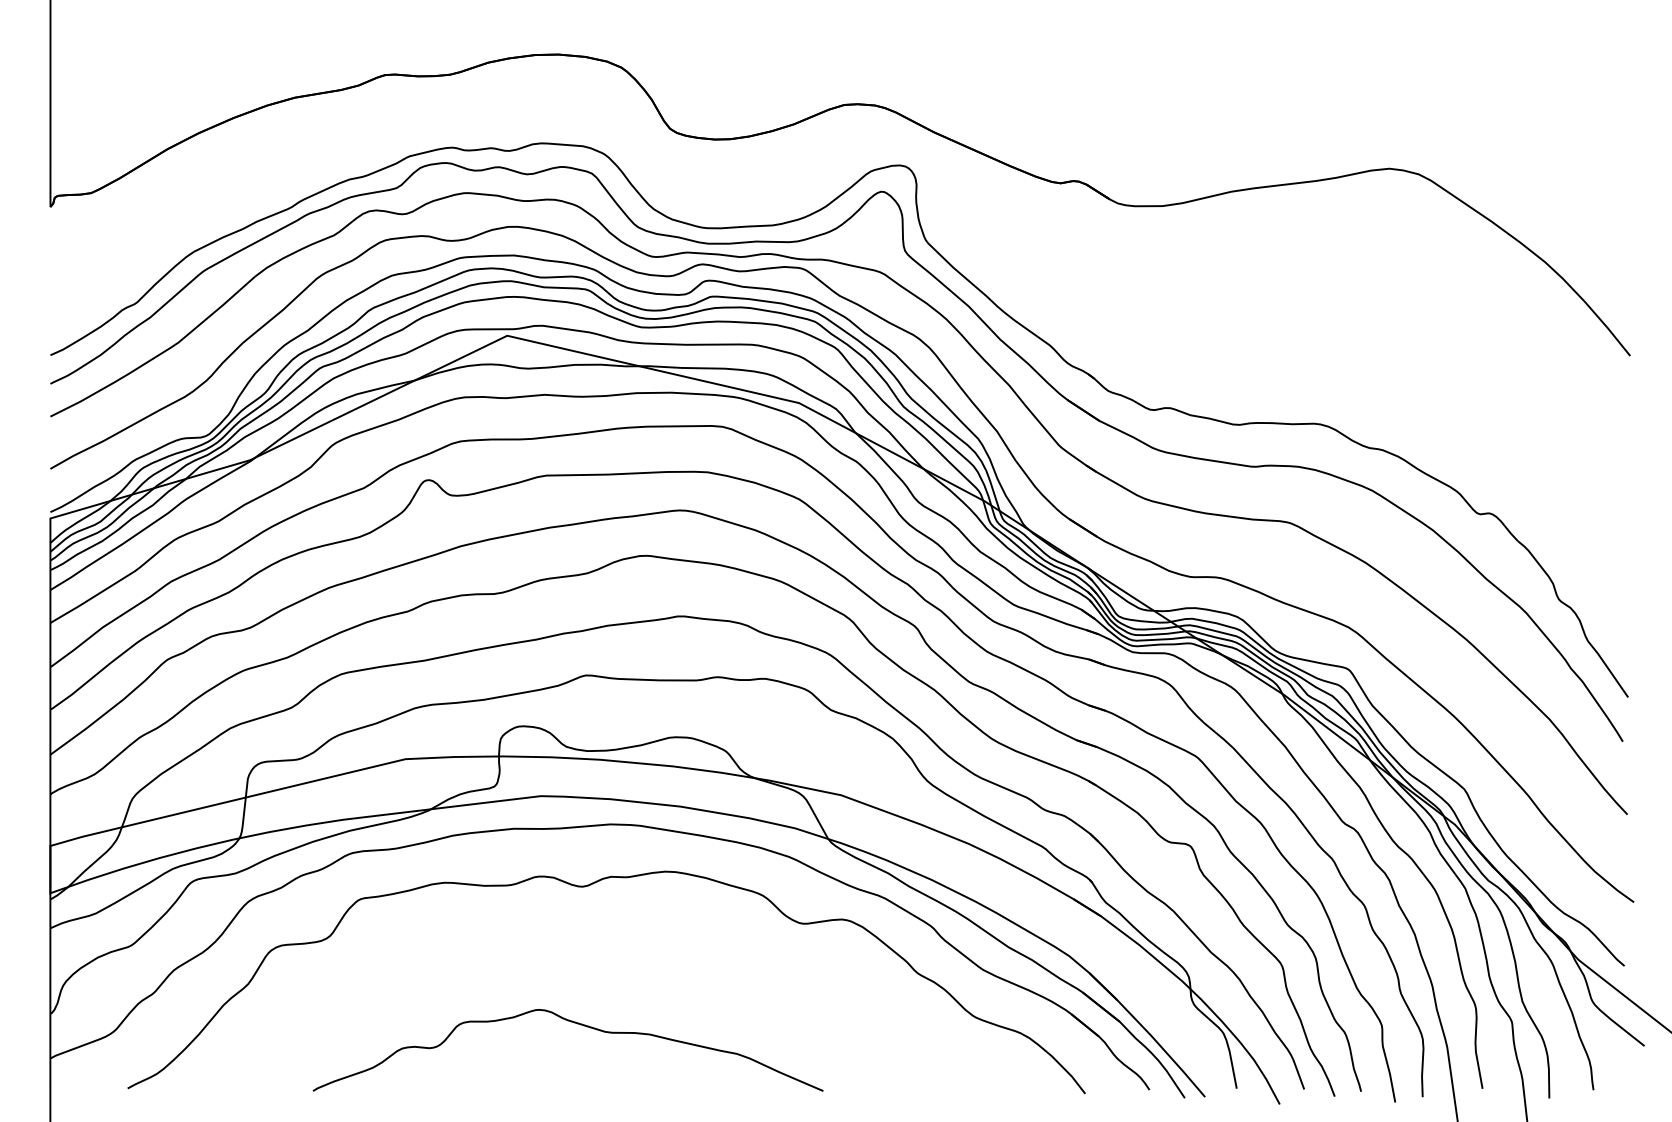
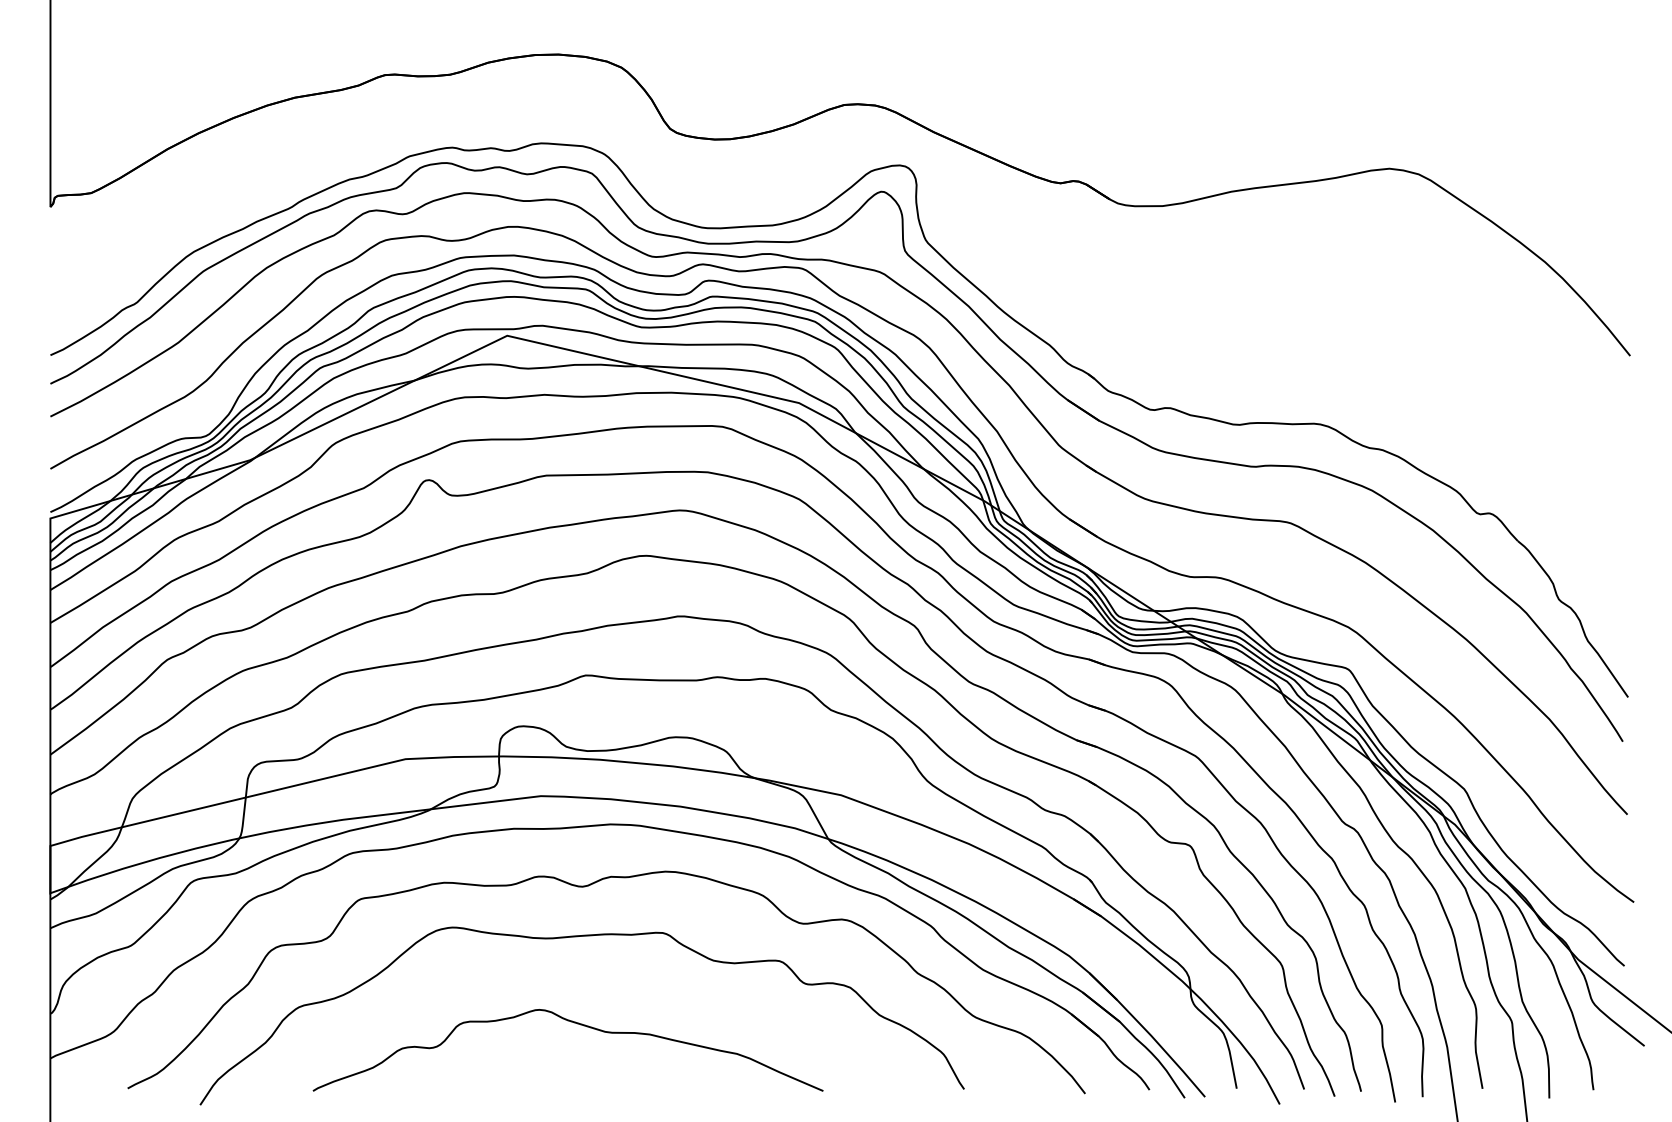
curve: none -> present (577, 937)
